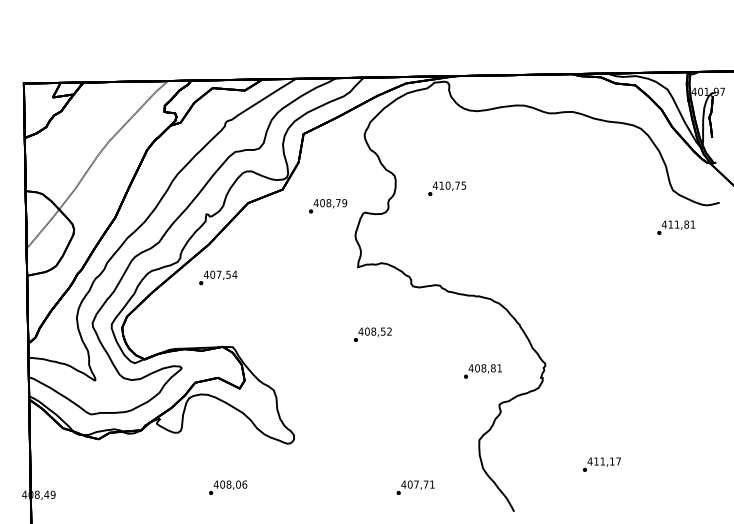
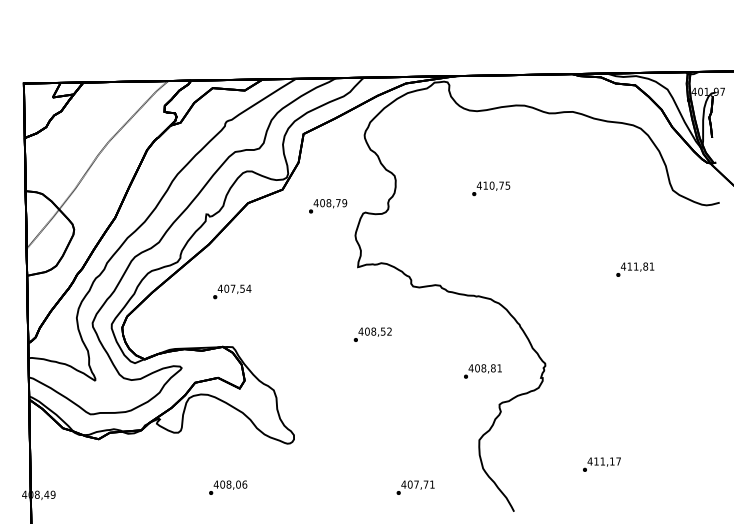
text position: (447, 188) -> (491, 188) (491, 188)
text position: (676, 227) -> (635, 269) (635, 269)
text position: (218, 277) -> (232, 291) (232, 291)
